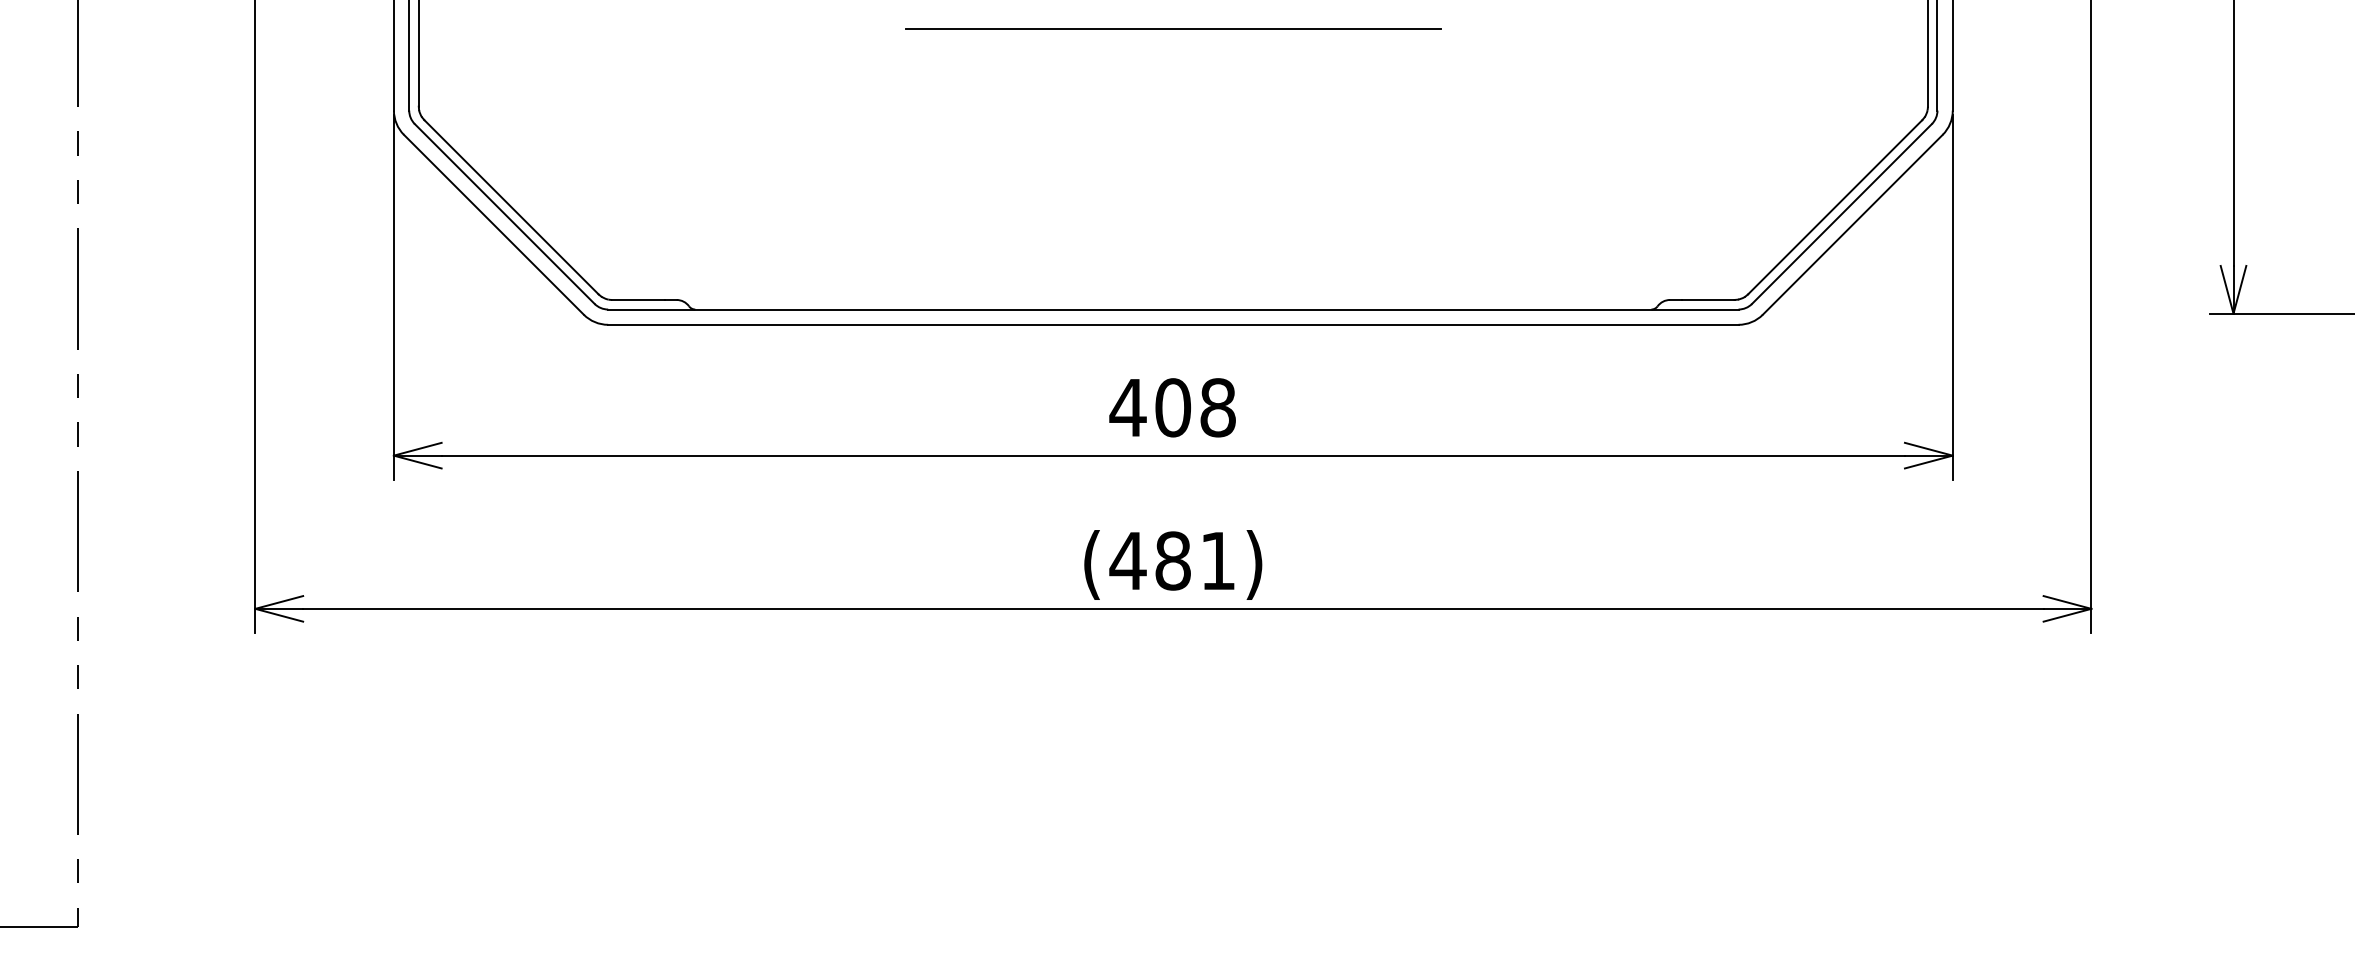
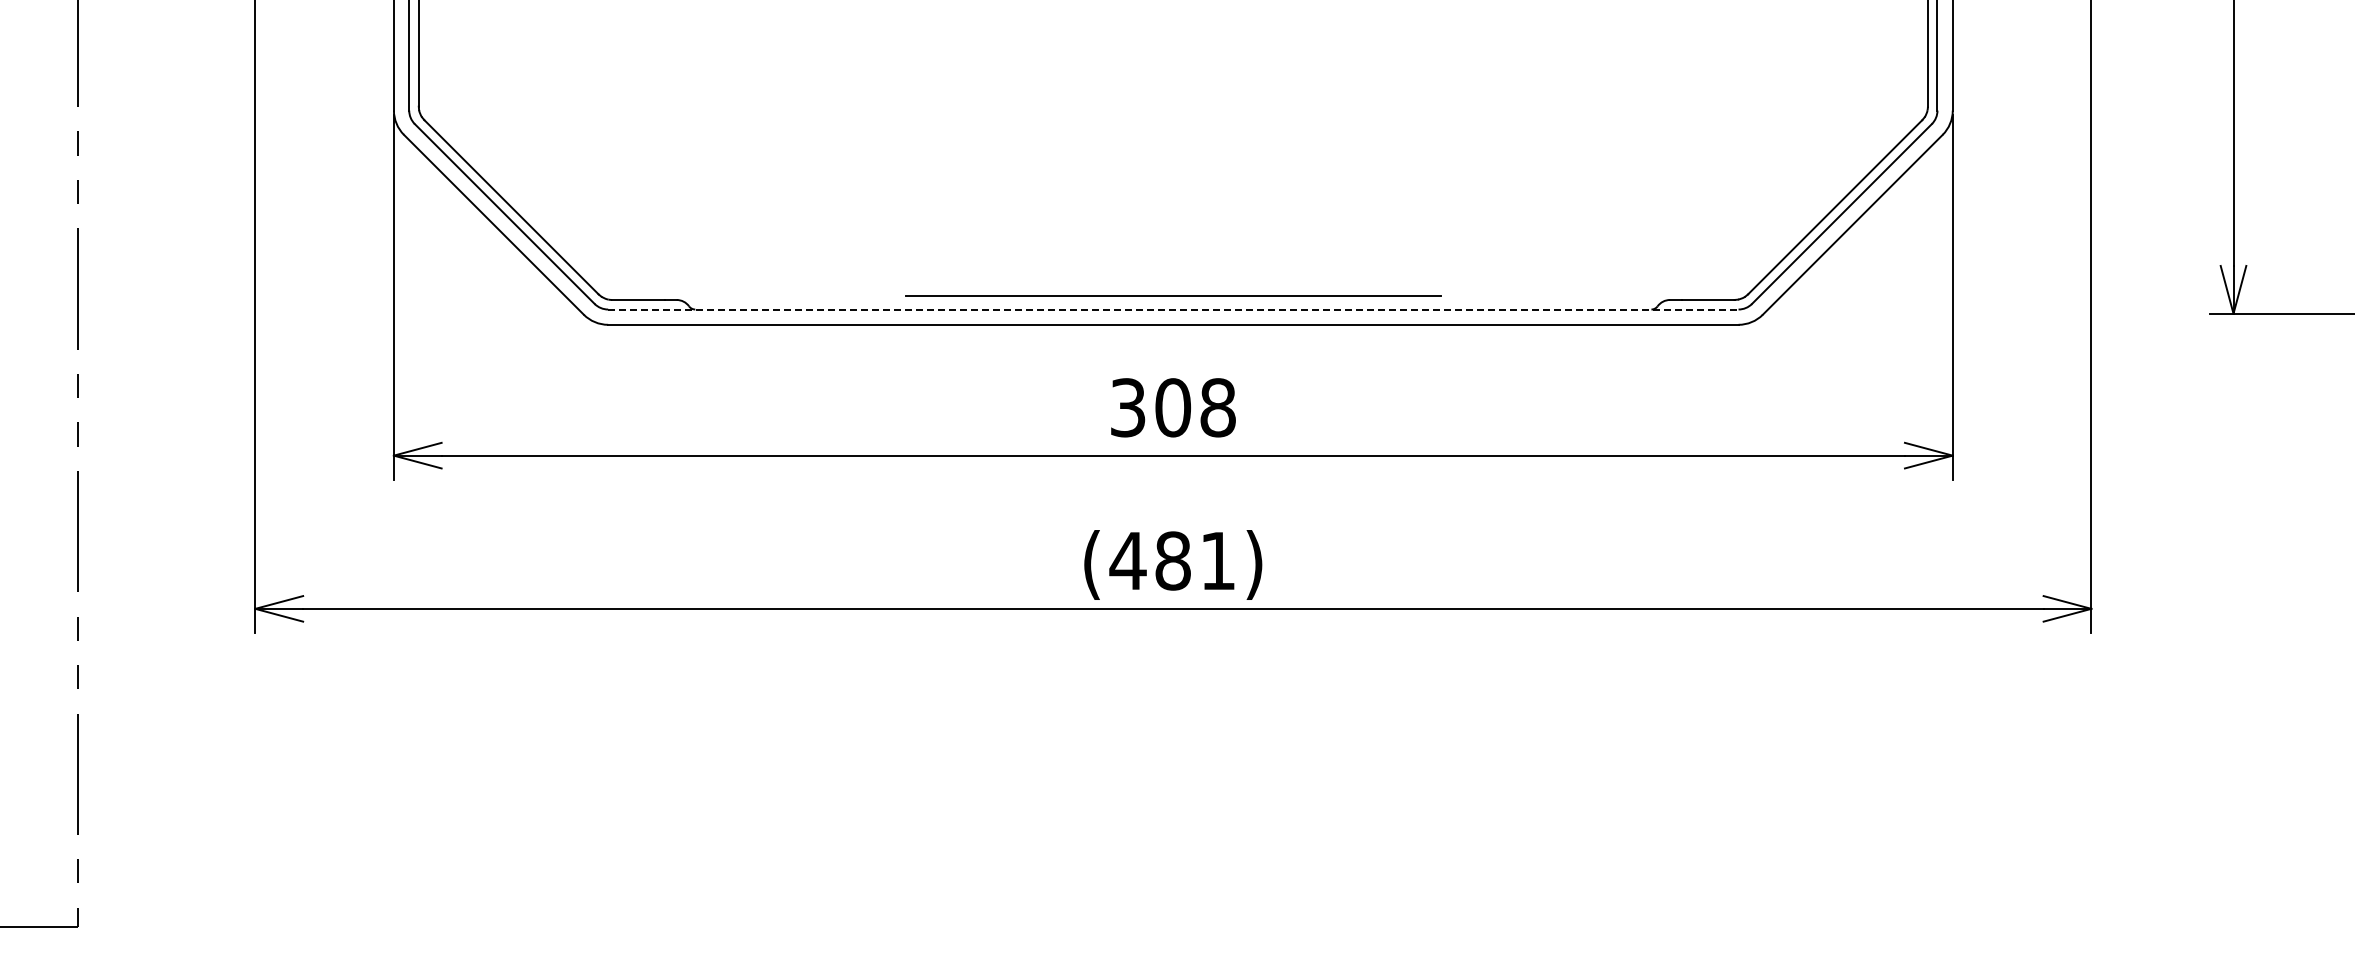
line position: (1173, 28) -> (1173, 295) (1173, 295)
line: solid -> dashed (1173, 309)
text: 408 -> 308 (1127, 407)
